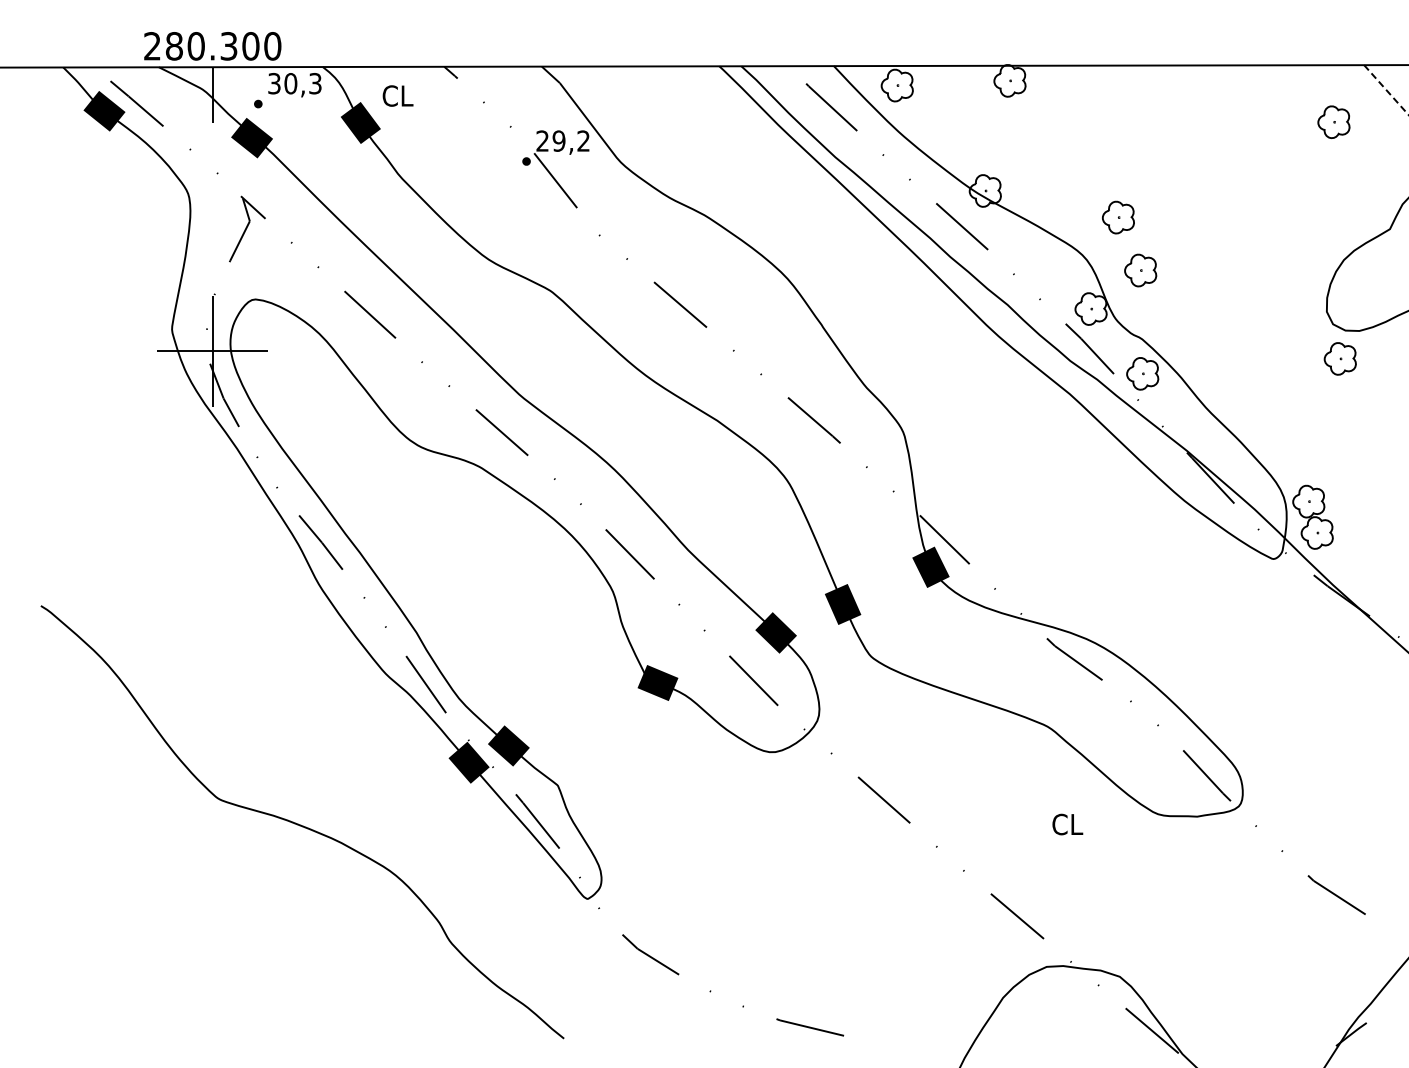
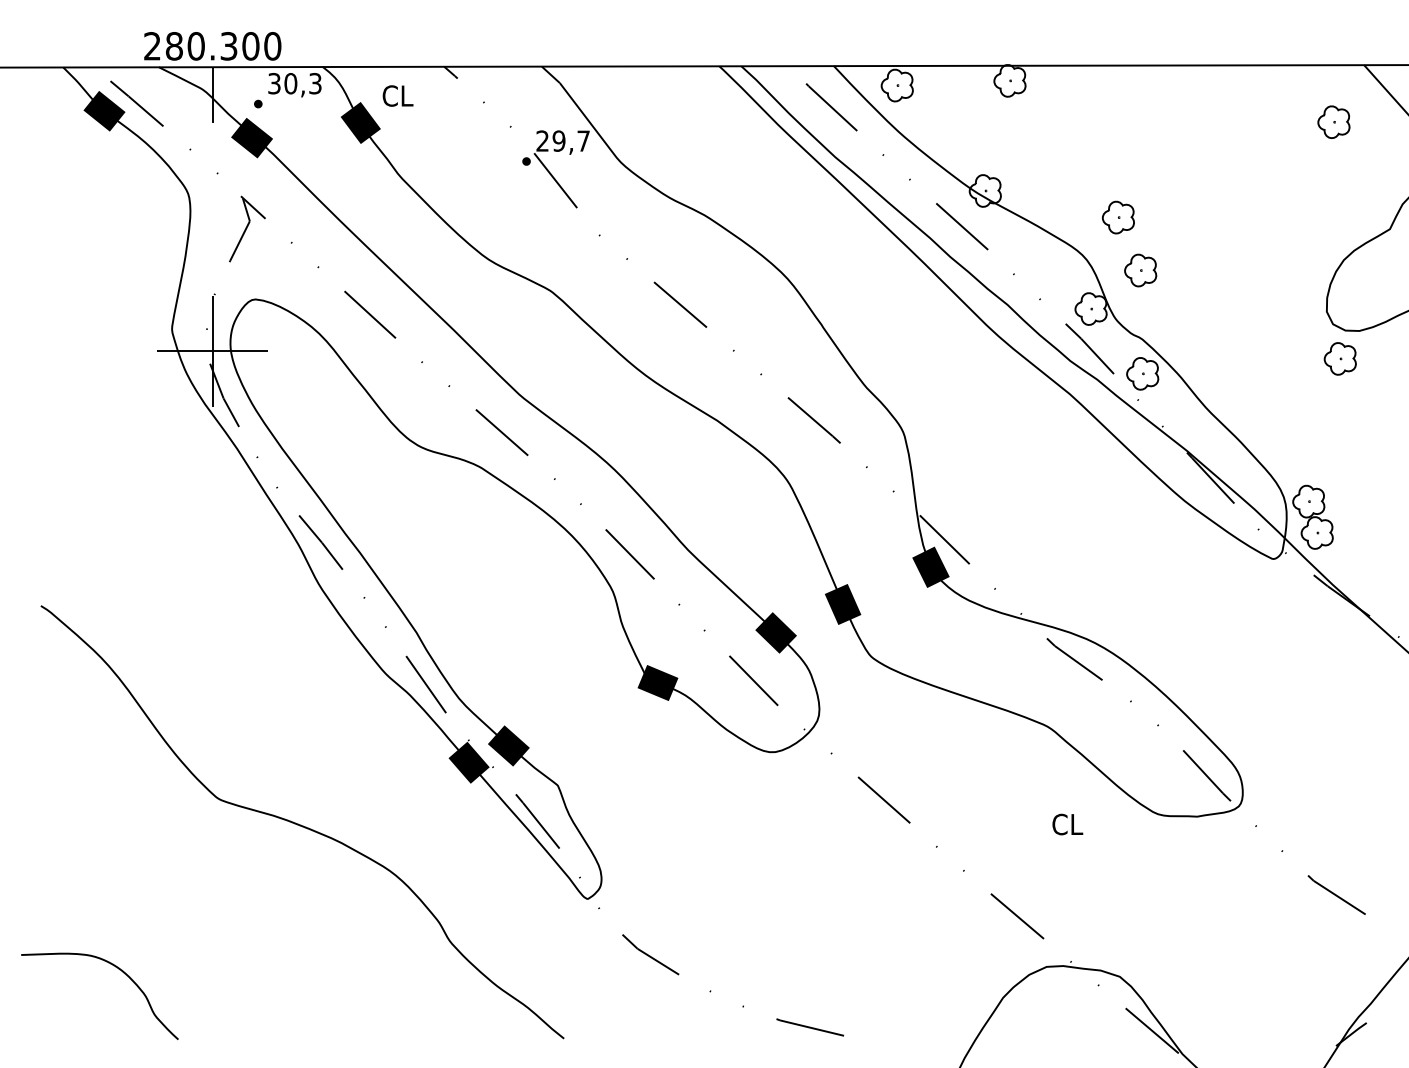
line: dashed -> solid (1386, 90)
text: 29,2 -> 29,7 (583, 140)
curve: none -> present (119, 970)
